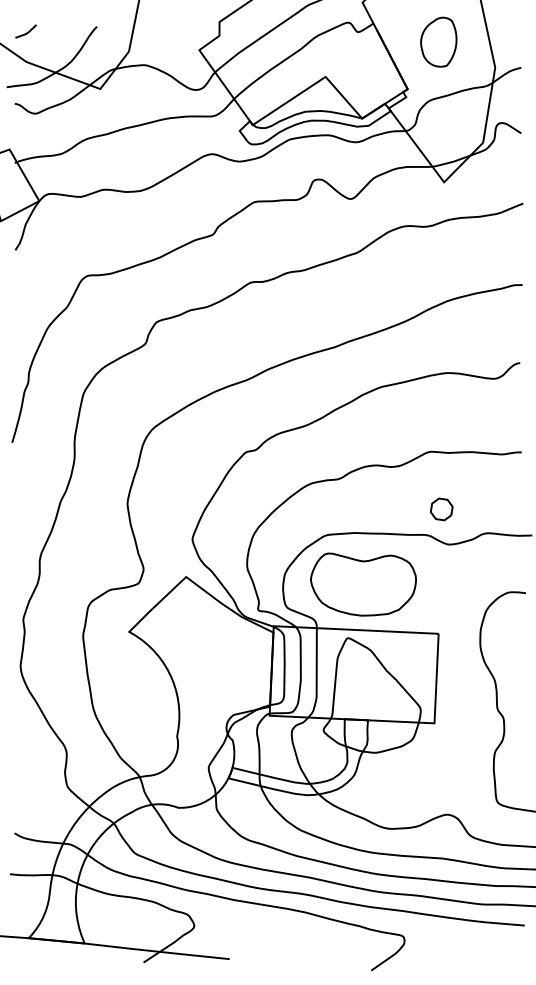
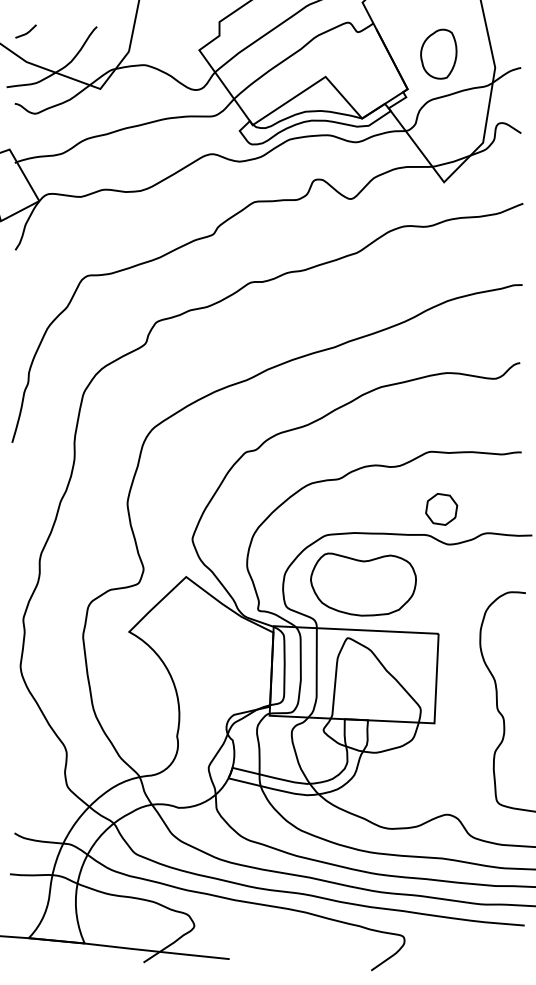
part position: (438, 41) -> (438, 53) (438, 53)
part size: 24x25 px -> 34x33 px (441, 509)
